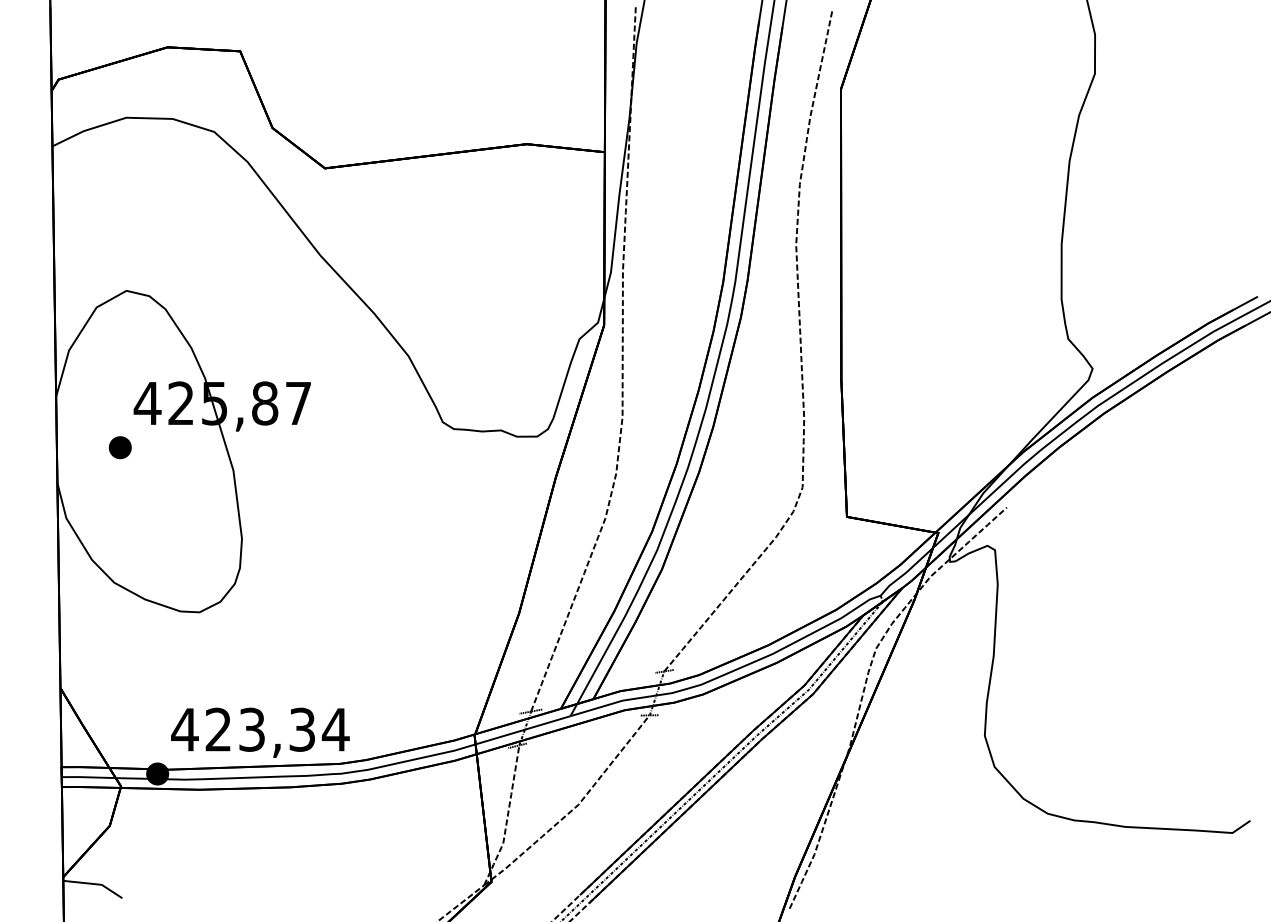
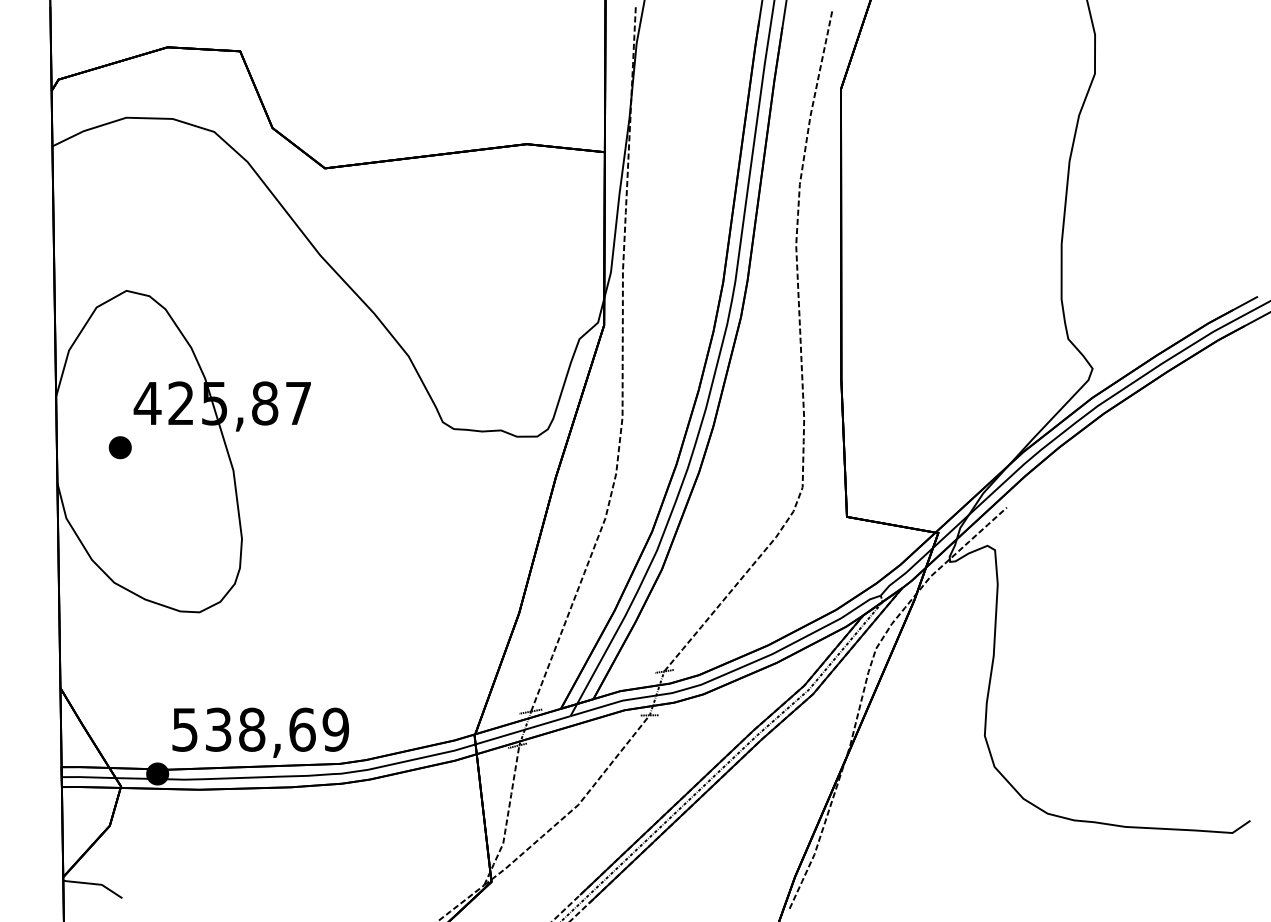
text: 423,34 -> 538,69 (260, 729)
